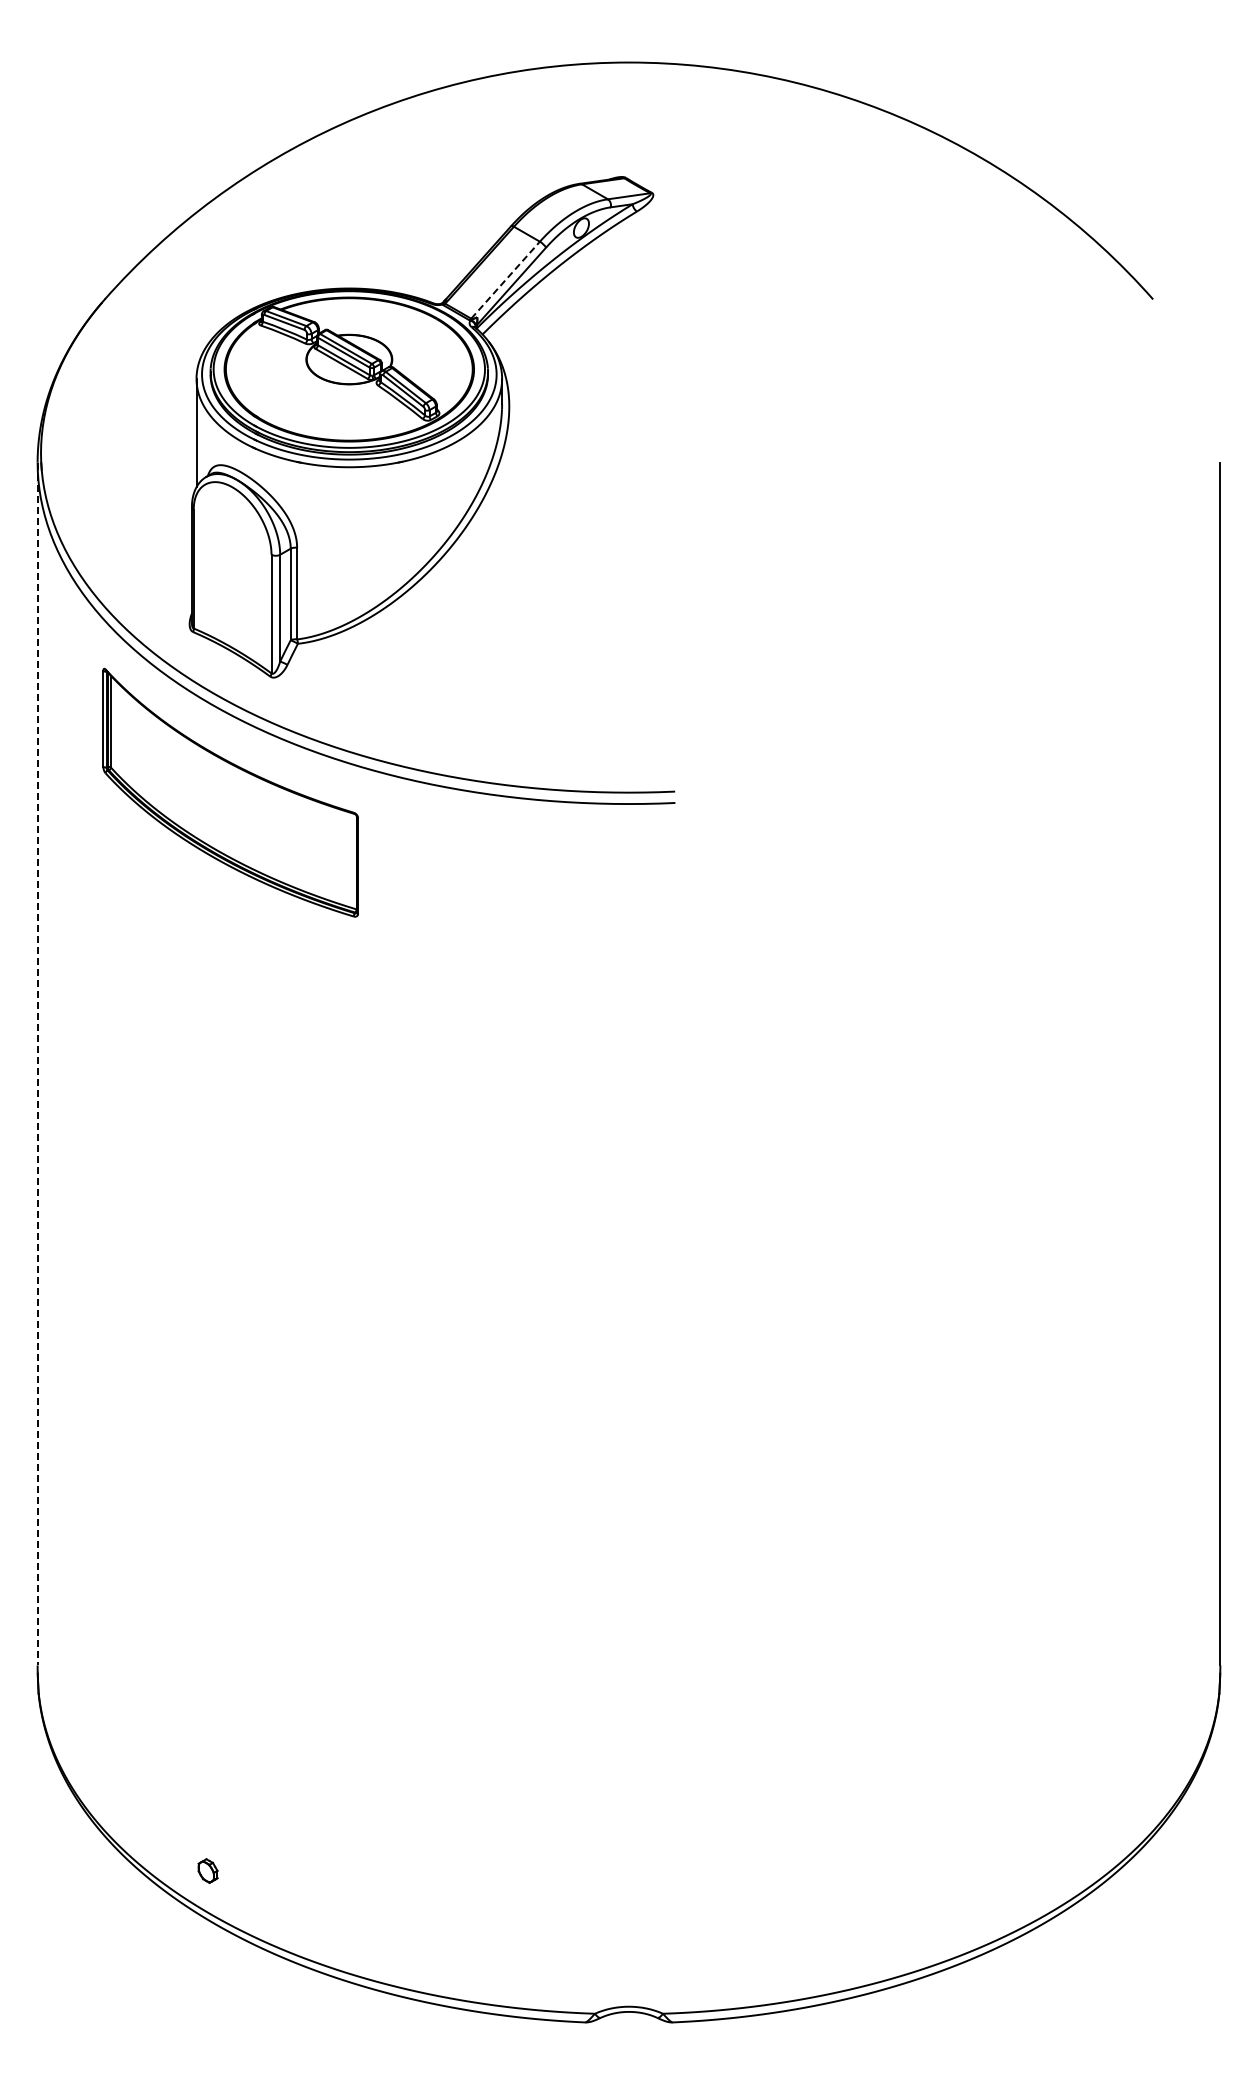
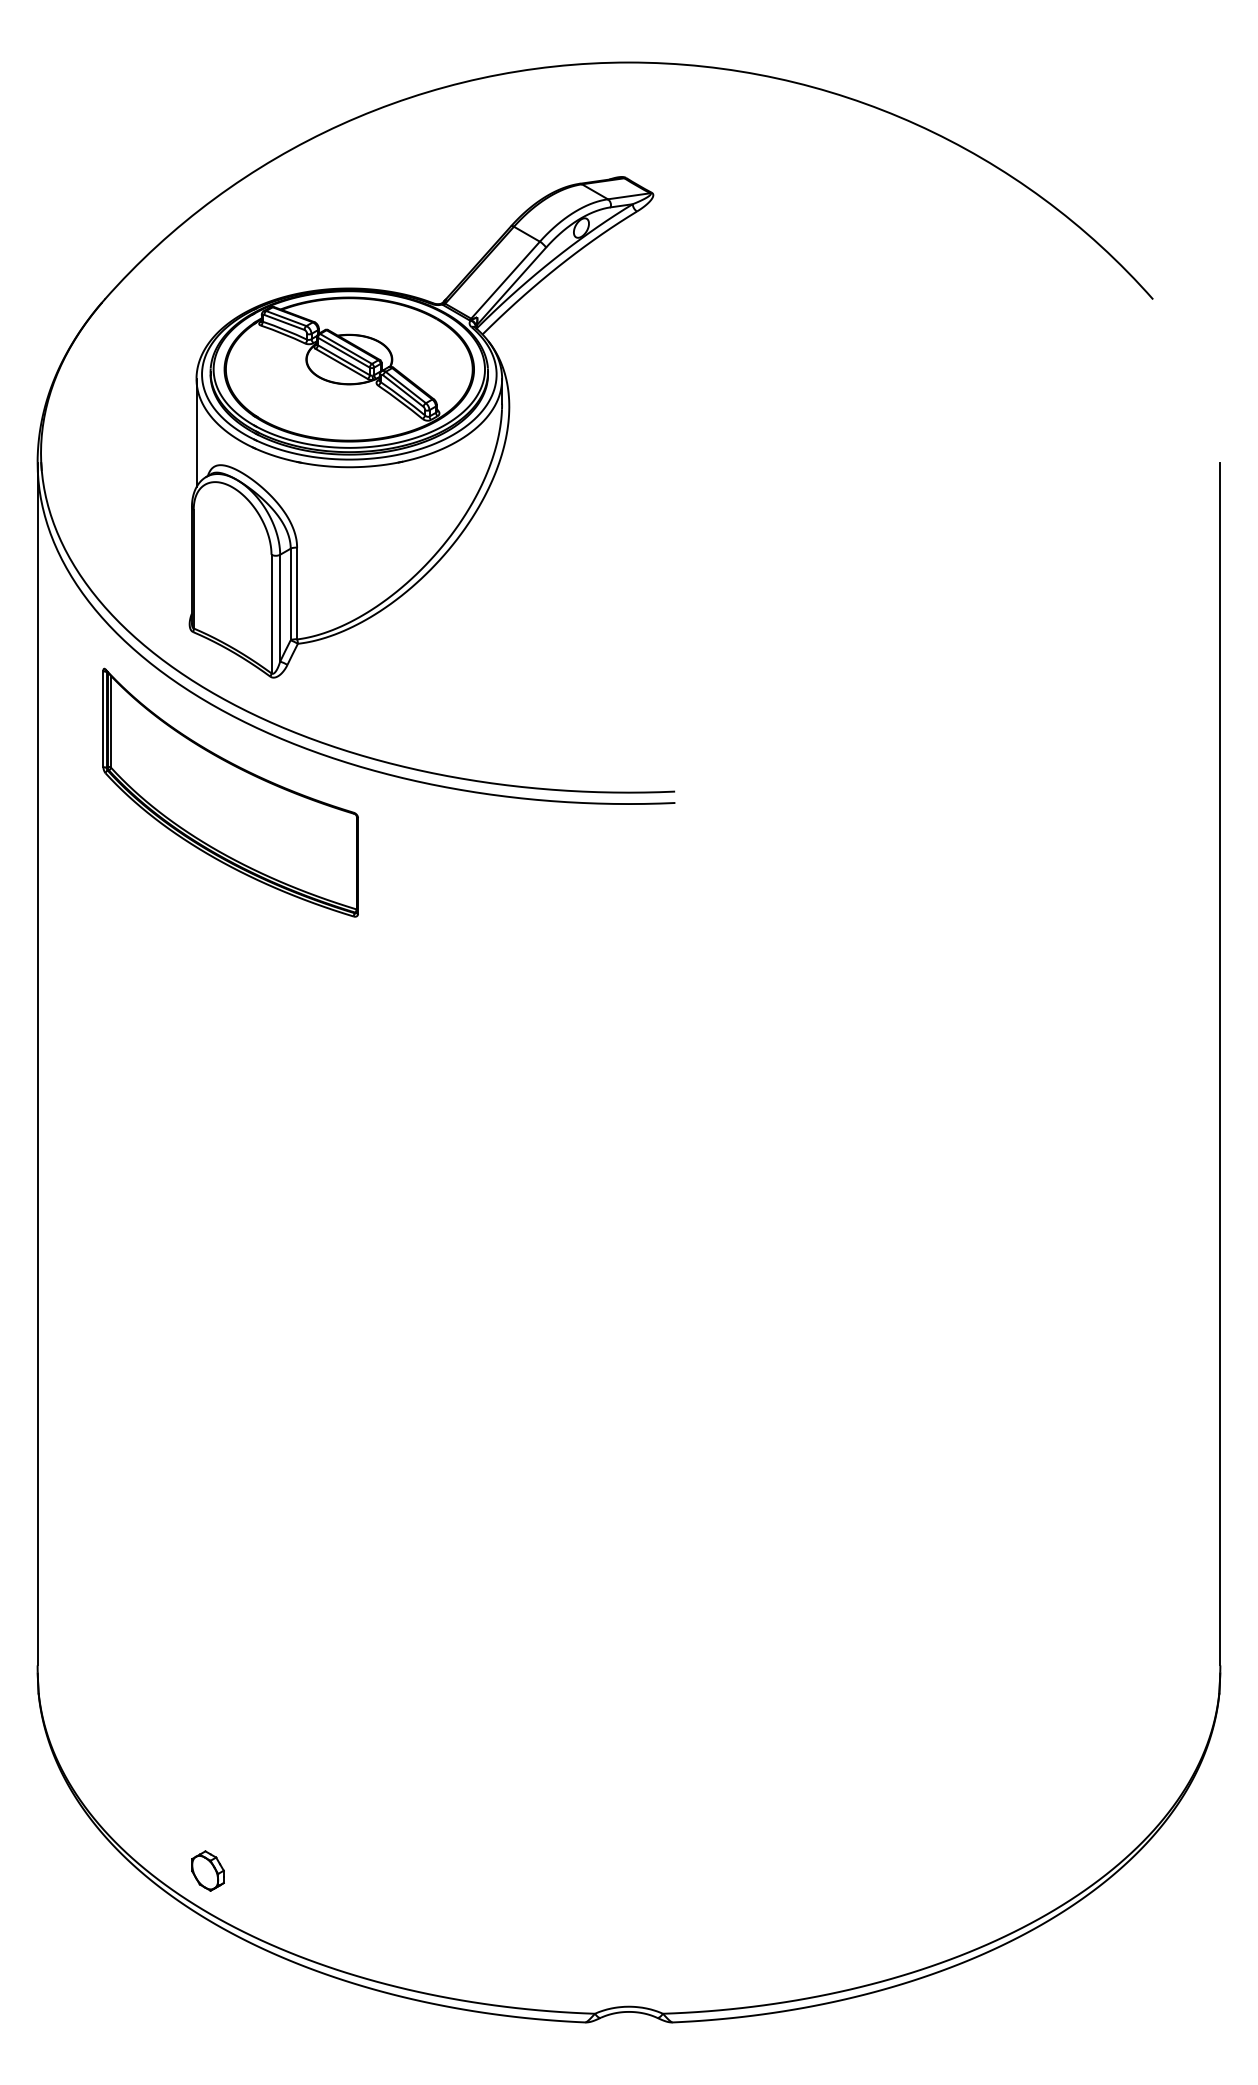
line: dashed -> solid (505, 280)
line: dashed -> solid (37, 1064)
part size: 22x26 px -> 34x42 px (207, 1870)
